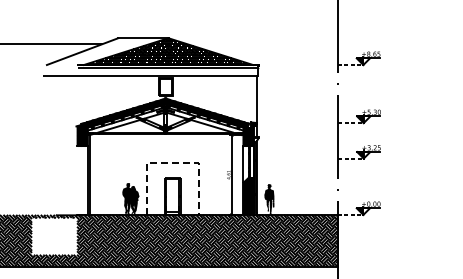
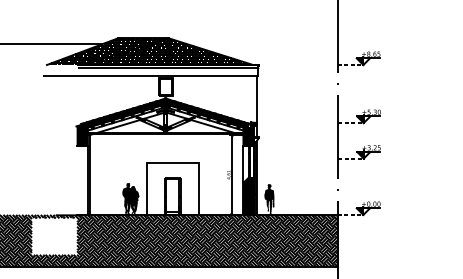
hatch: none -> present (106, 51)
line: dashed -> solid (172, 162)
